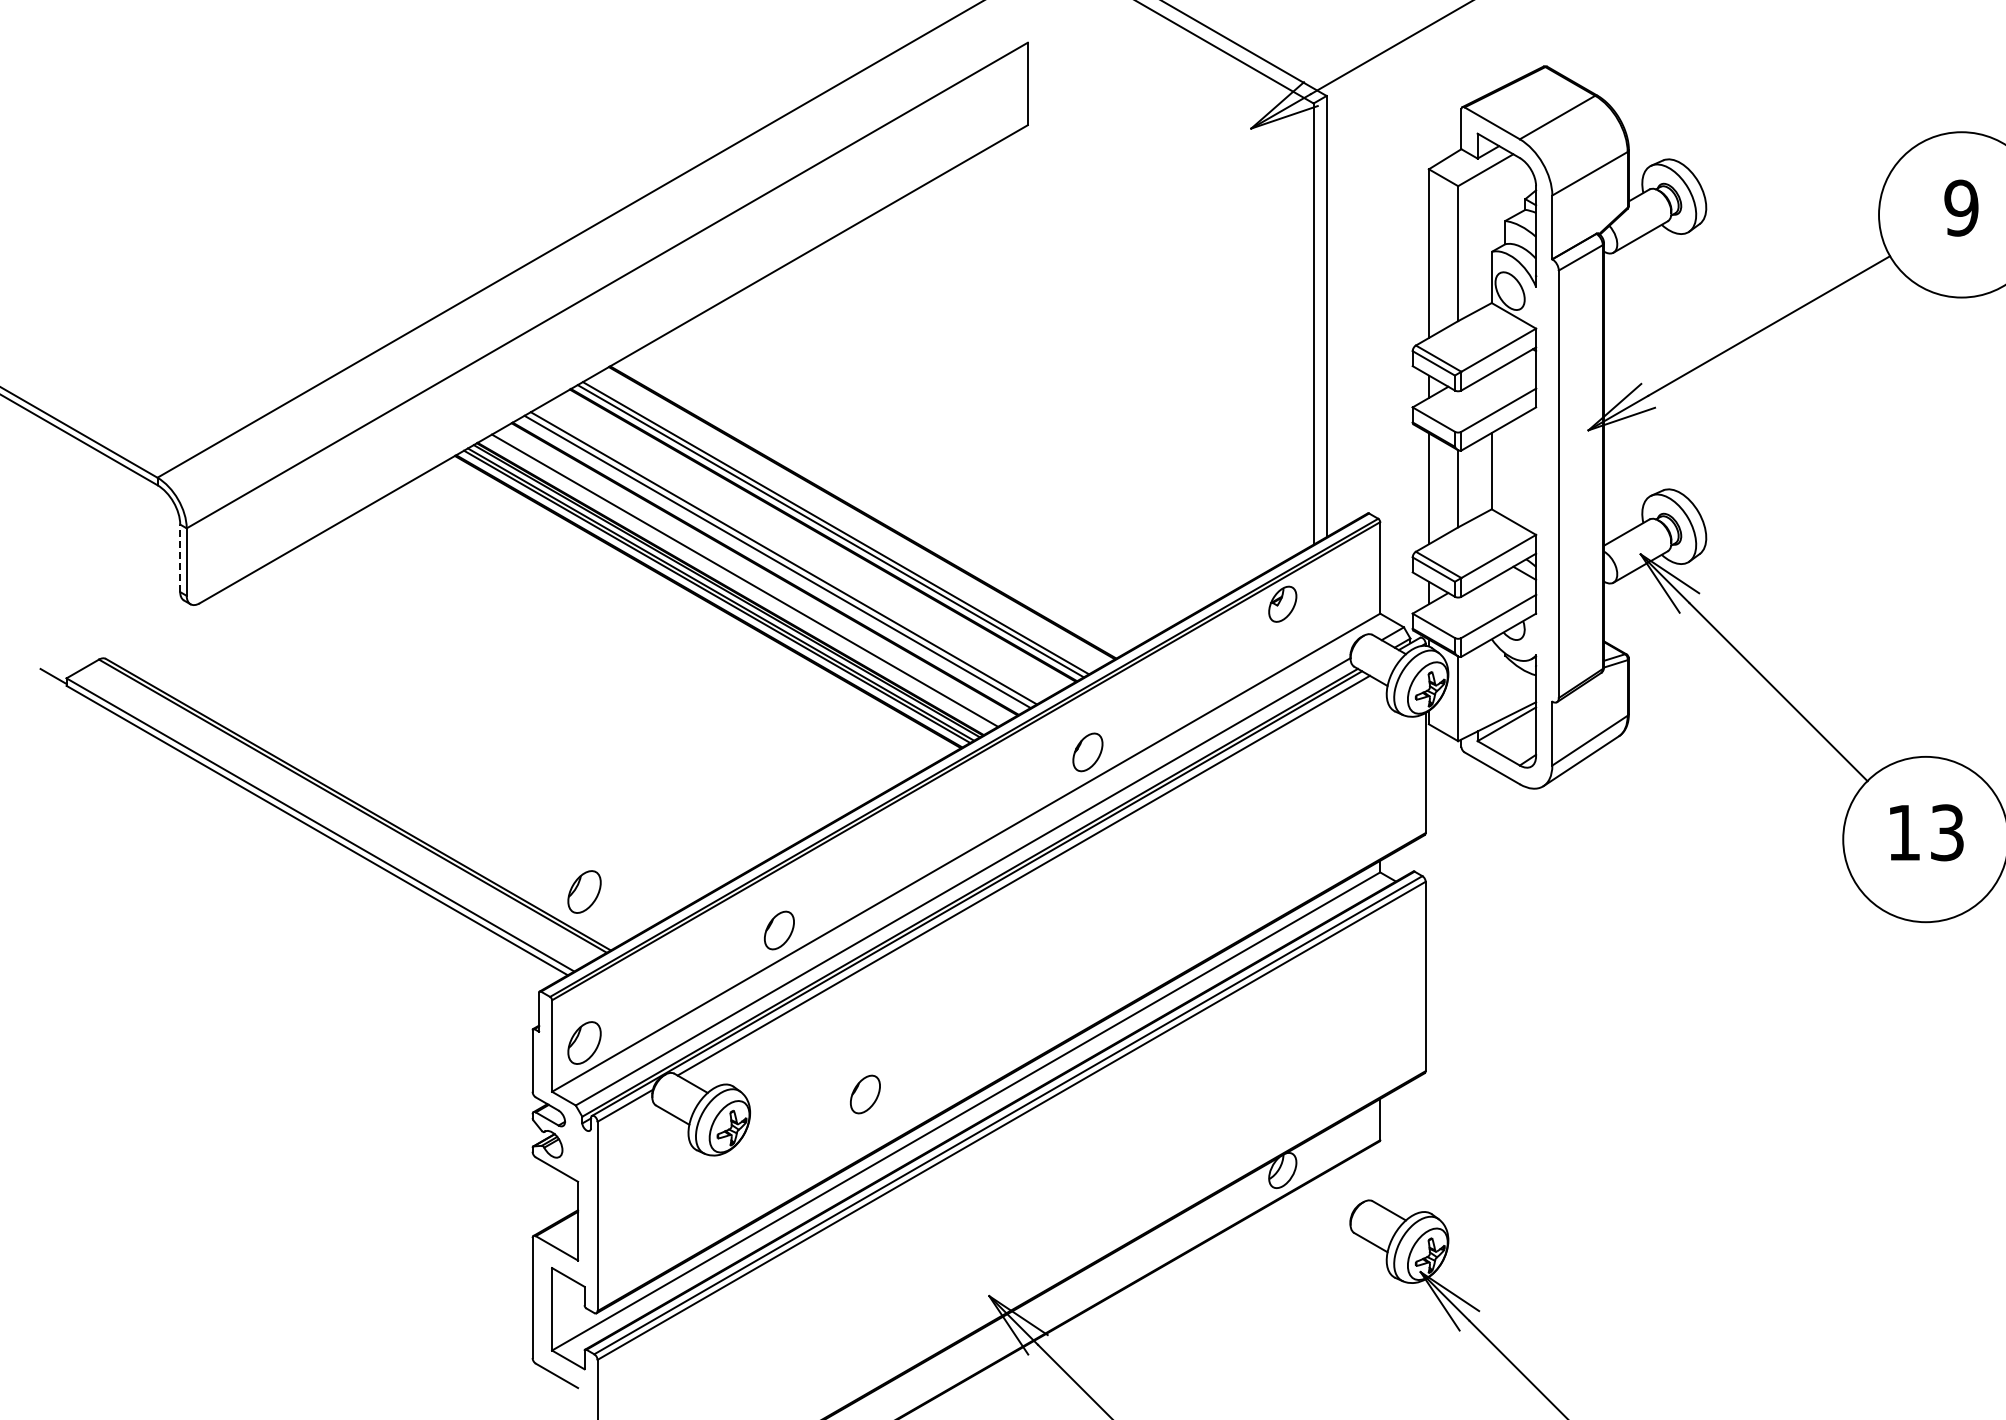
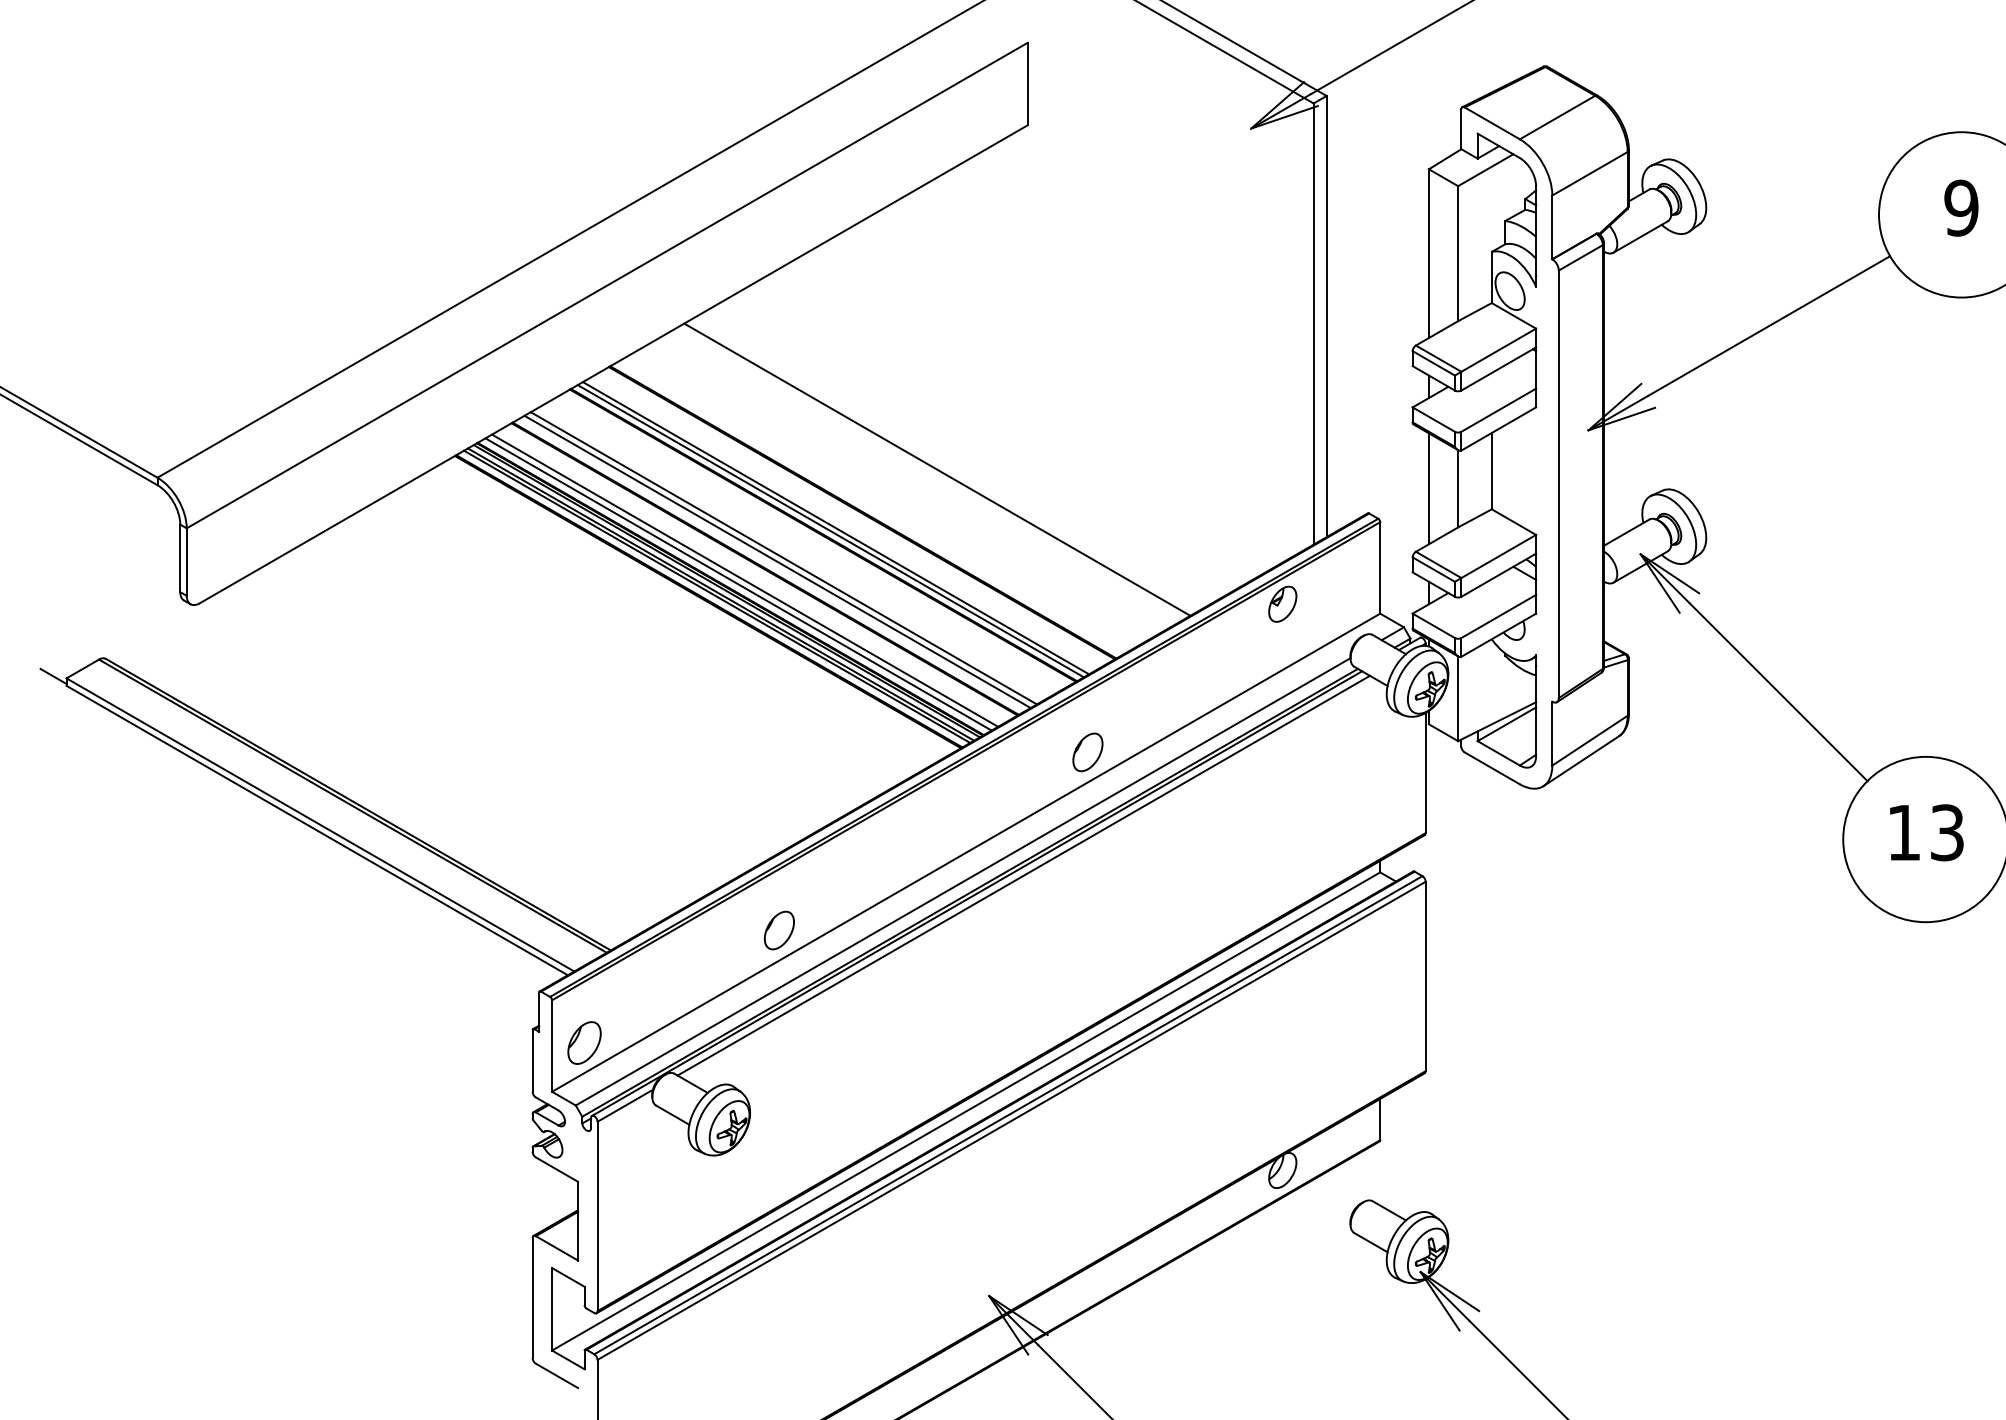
line: none -> present (937, 469)
line: dashed -> solid (180, 558)
line: none -> present (738, 584)
part: present -> none (584, 891)
part: present -> none (865, 1094)
